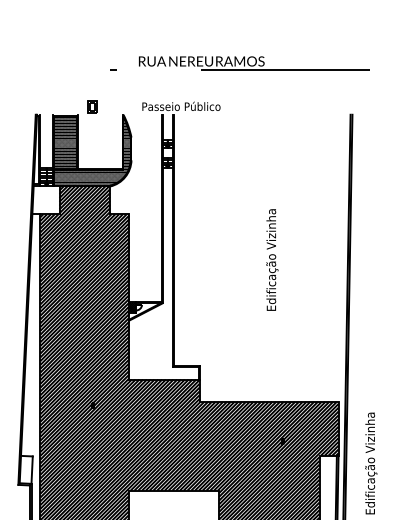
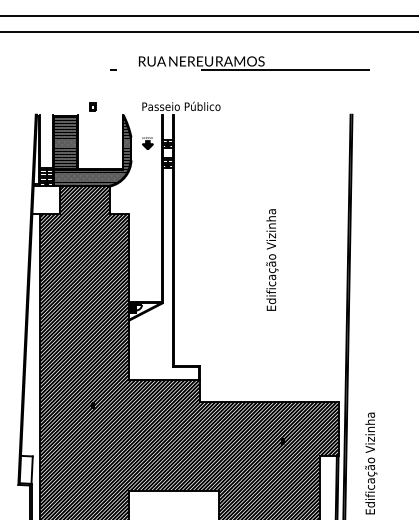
line: none -> present (208, 15)
line: none -> present (208, 32)
part size: 11x14 px -> 8x10 px (92, 106)
part: none -> present (147, 143)
